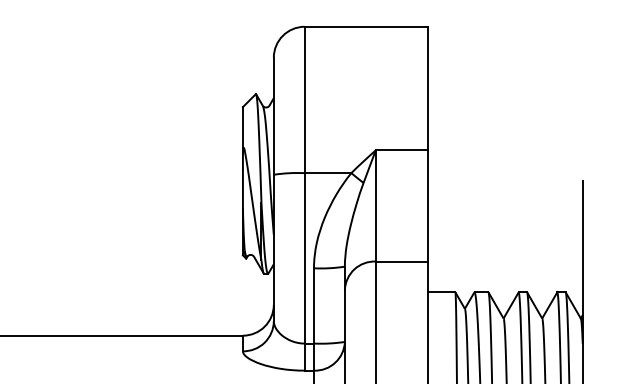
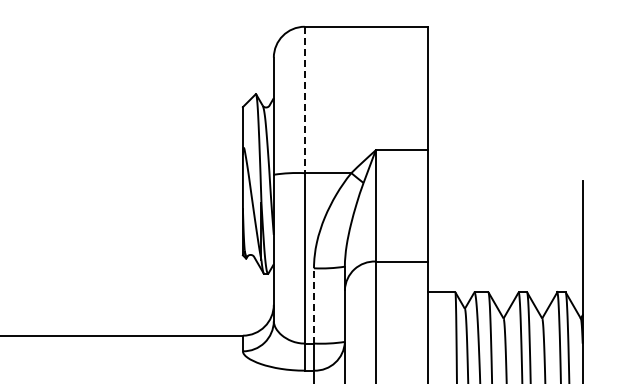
line: solid -> dashed (304, 100)
line: solid -> dashed (313, 305)
